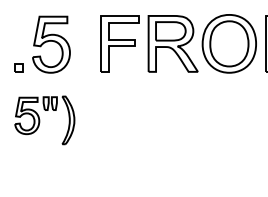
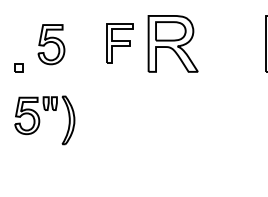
part size: 40x58 px -> 28x41 px (119, 43)
part: present -> none (228, 43)
part size: 39x59 px -> 29x42 px (51, 44)
